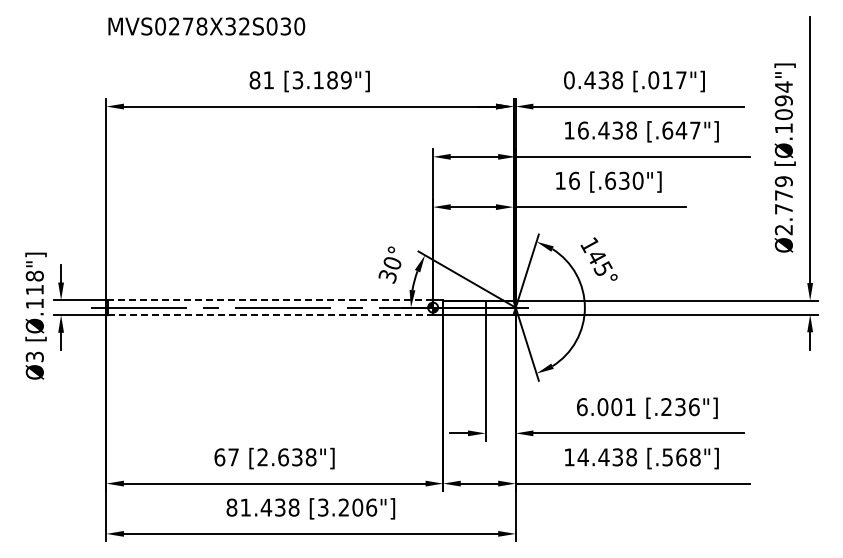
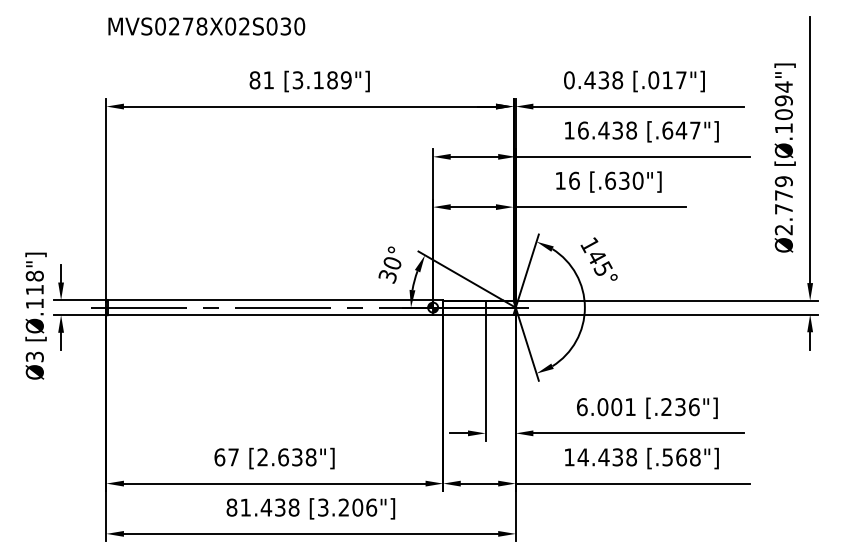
text: MVS0278X32S030 -> MVS0278X02S030 (230, 26)
line: dashed -> solid (270, 300)
line: dashed -> solid (270, 315)
